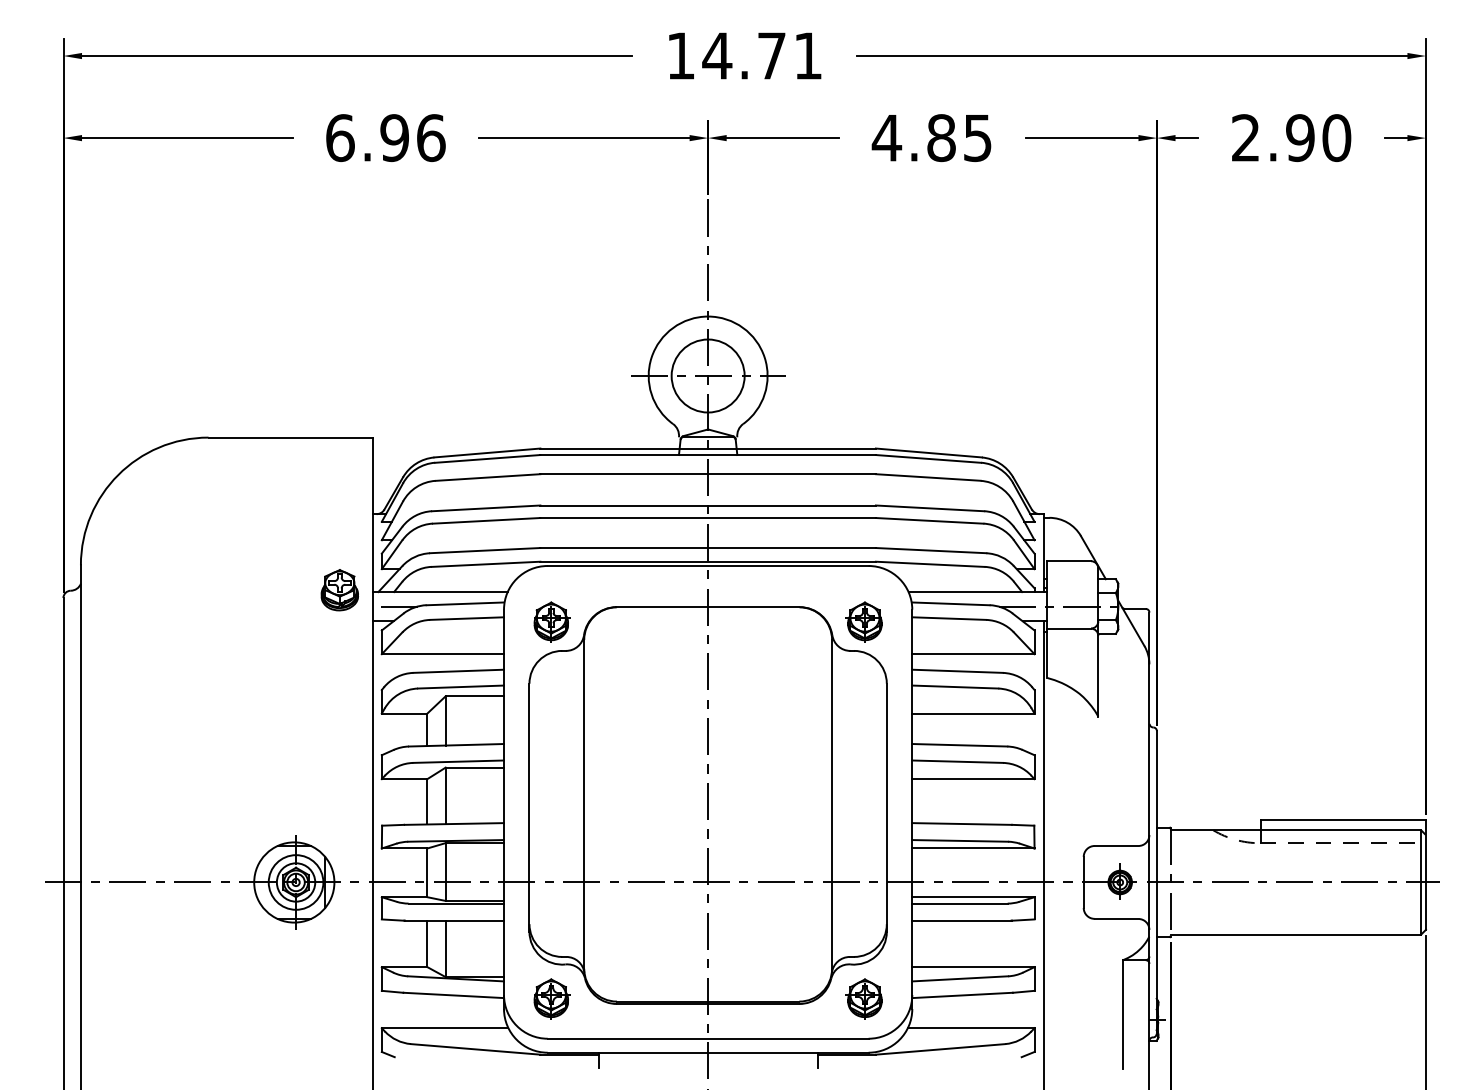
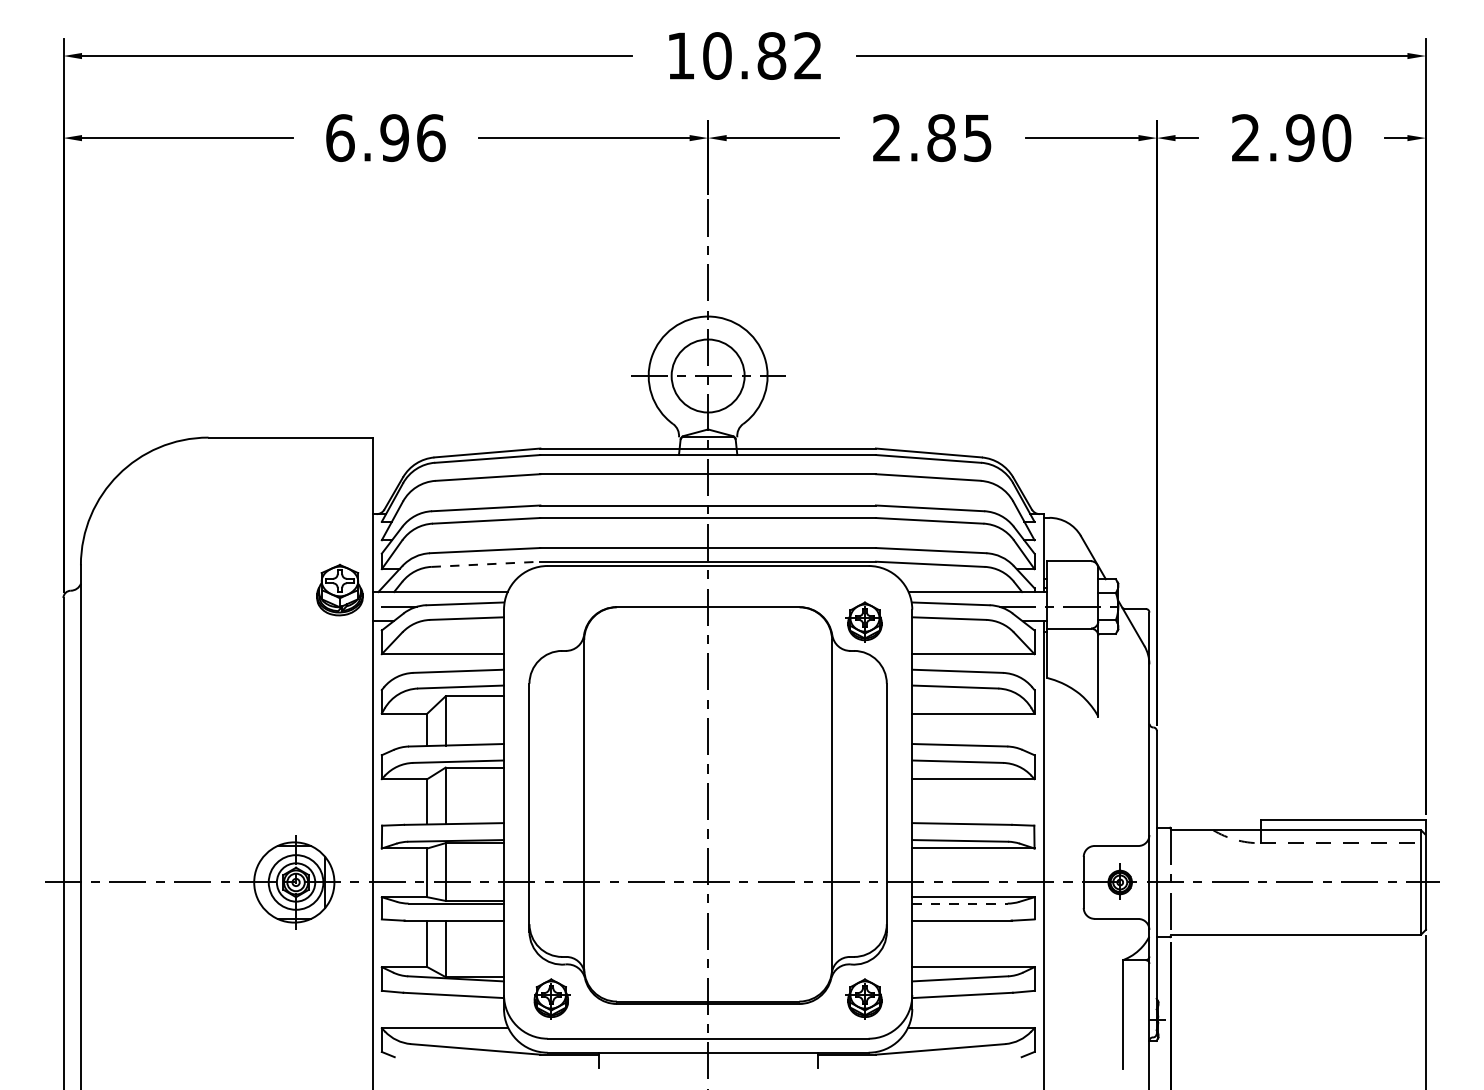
text: 14.71 -> 10.82 (761, 55)
text: 4.85 -> 2.85 (886, 137)
line: solid -> dashed (486, 564)
part size: 39x43 px -> 48x54 px (339, 589)
part: present -> none (551, 621)
line: solid -> dashed (960, 903)
